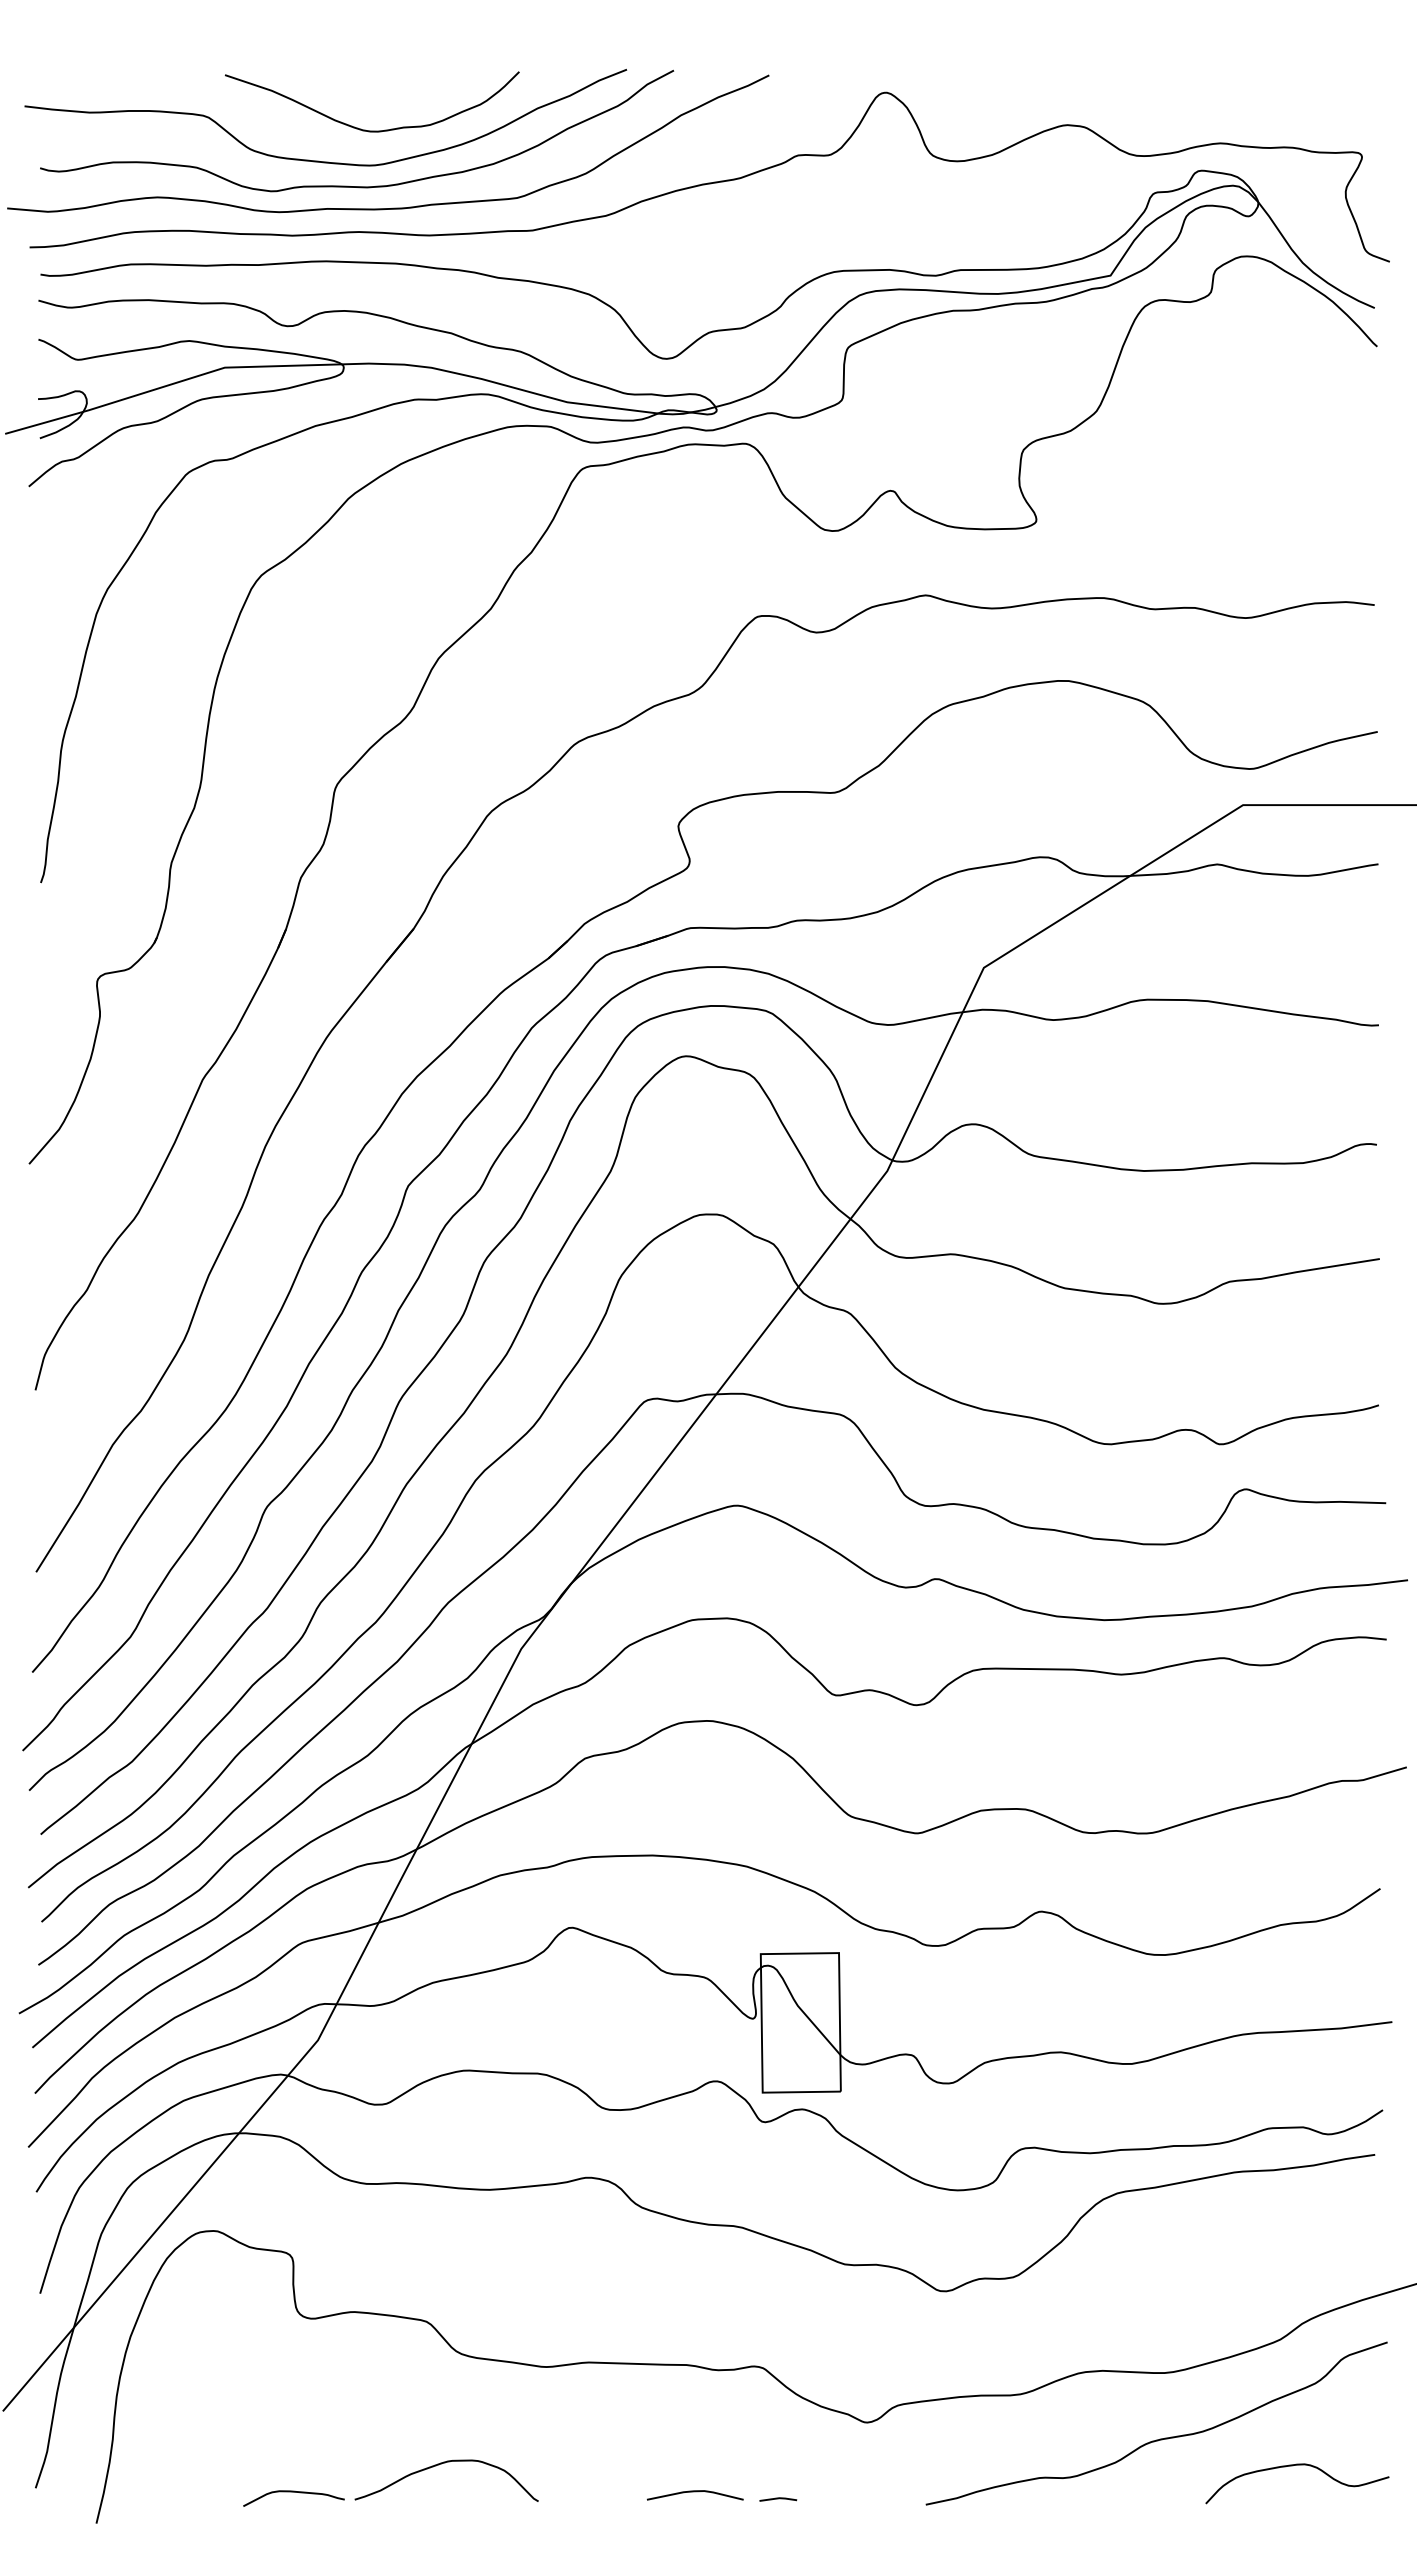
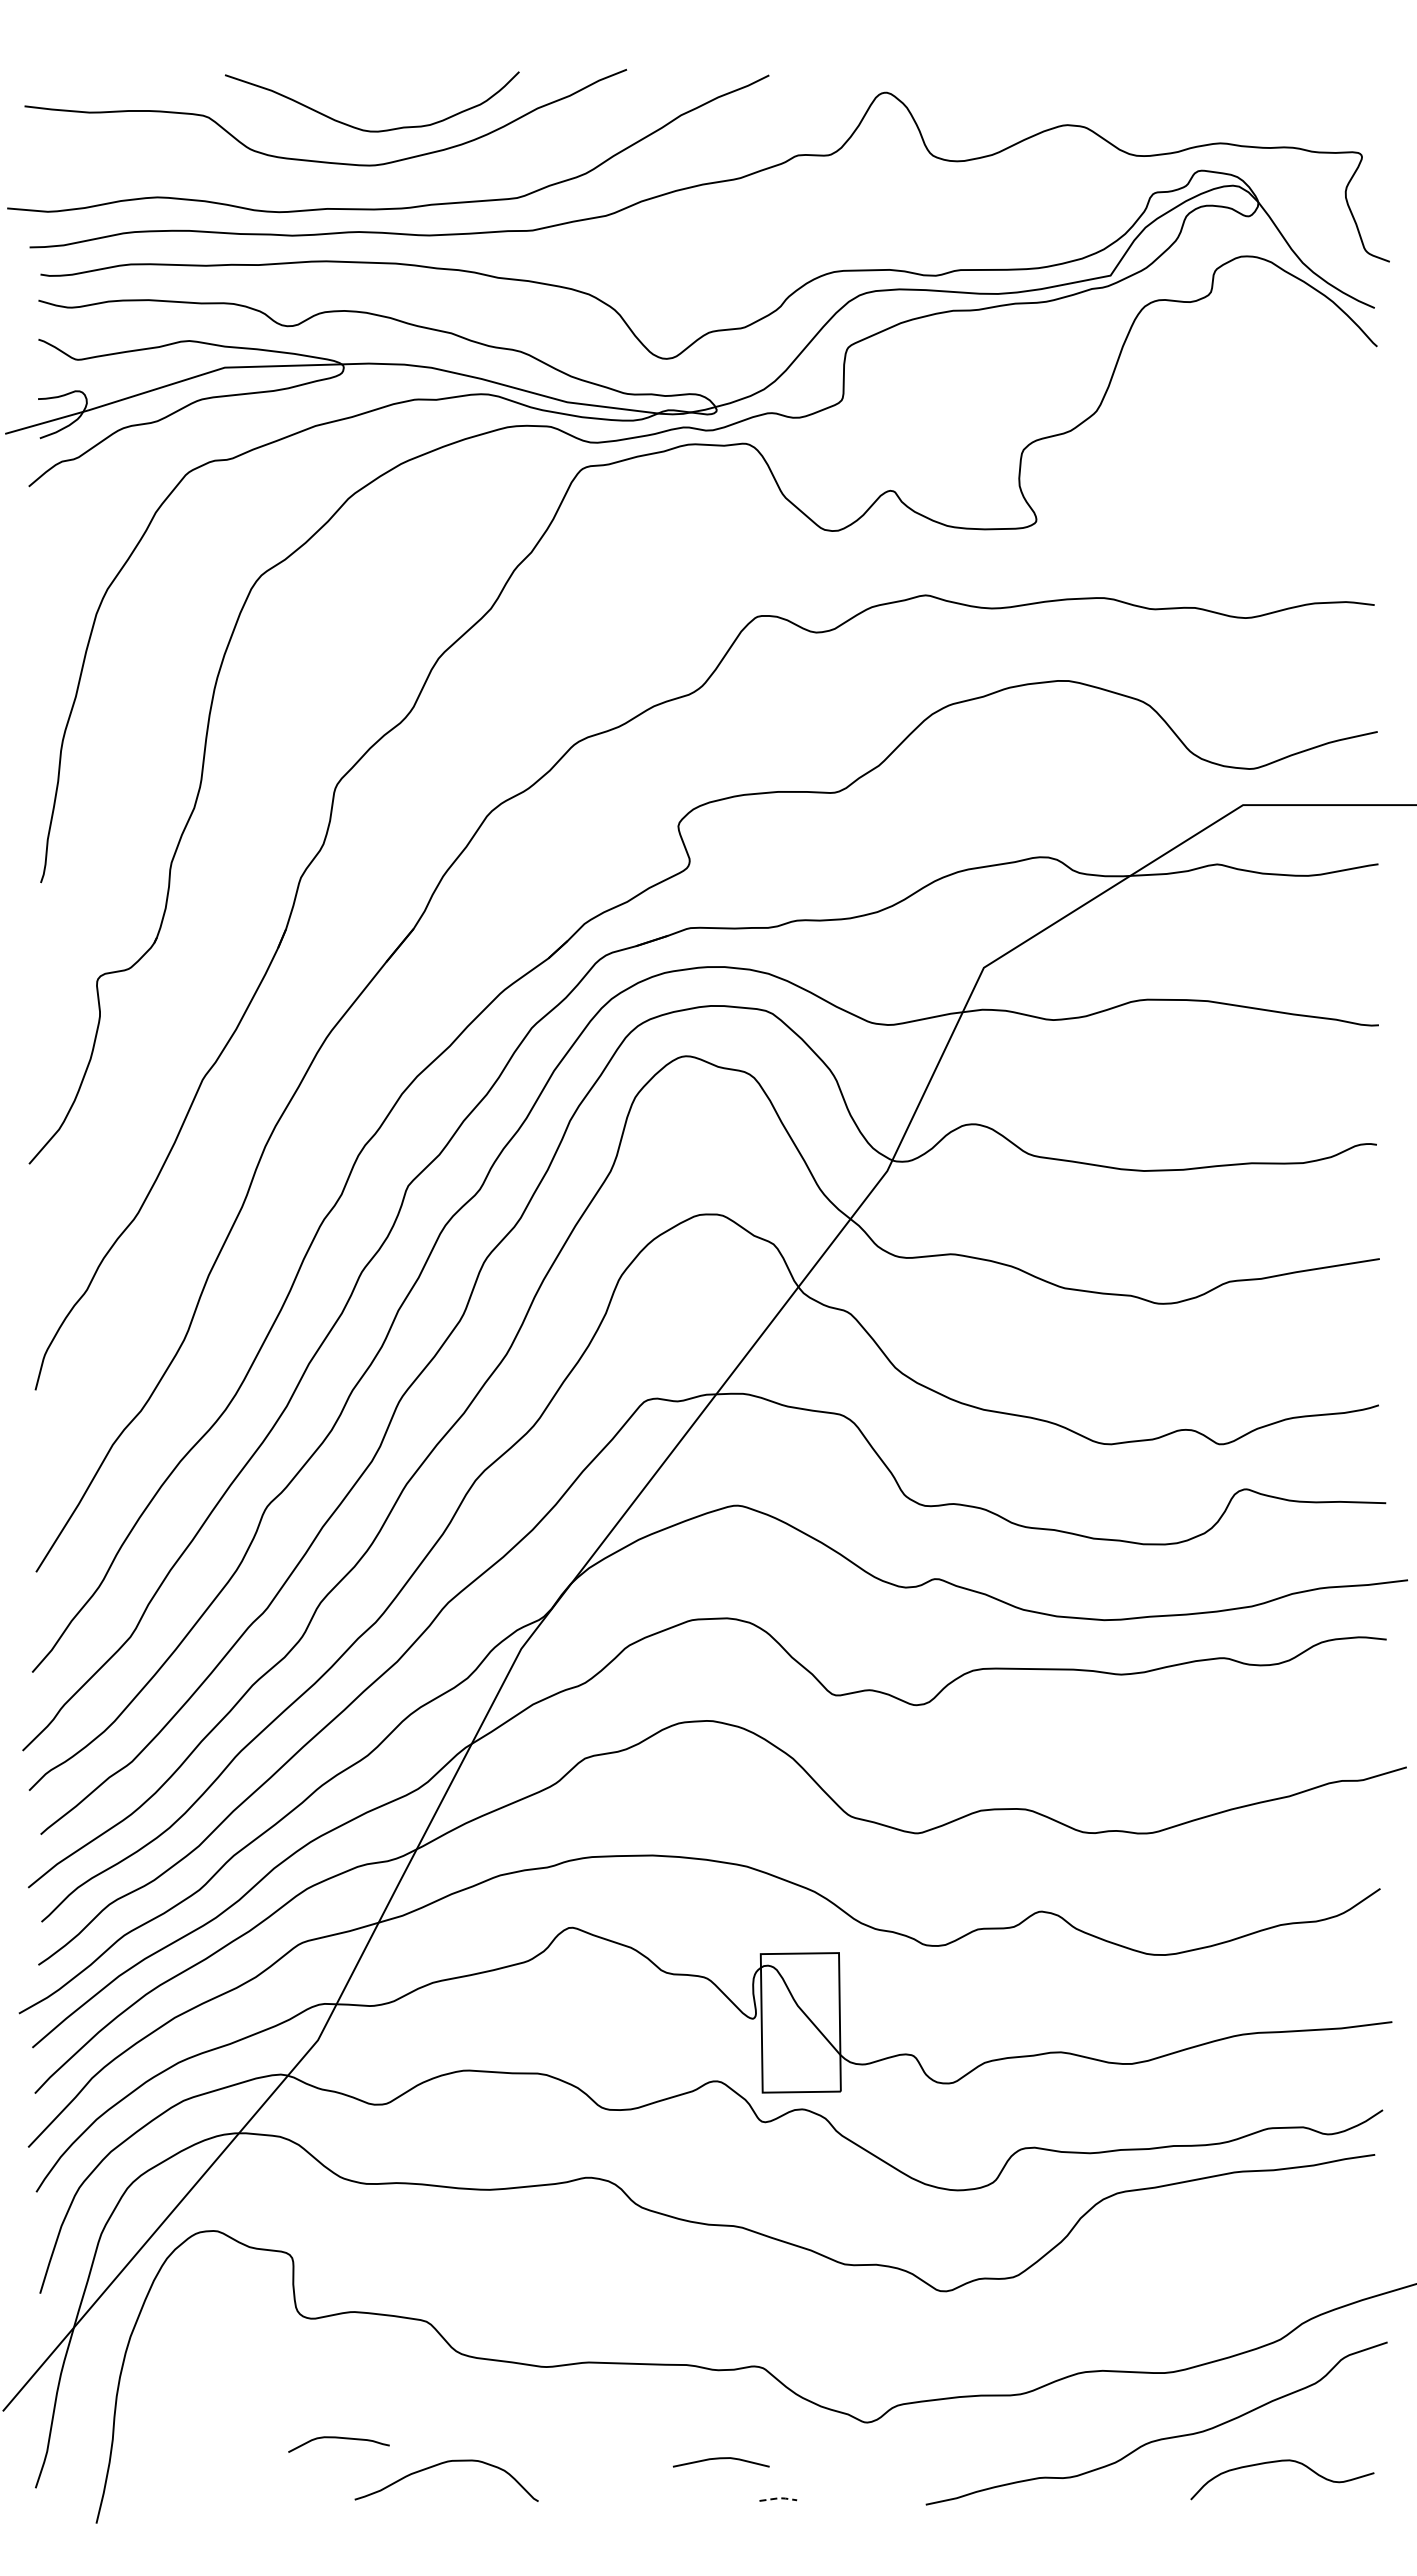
curve: present -> none (348, 185)
curve position: (1293, 2466) -> (1278, 2462) (1278, 2462)
curve position: (293, 2492) -> (338, 2438) (338, 2438)
curve position: (695, 2492) -> (721, 2459) (721, 2459)
line: solid -> dashed (779, 2498)
